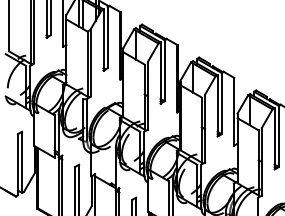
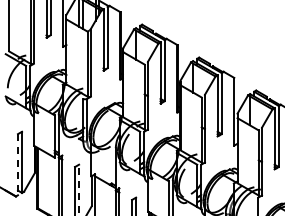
line: solid -> dashed (17, 164)
line: solid -> dashed (79, 190)
